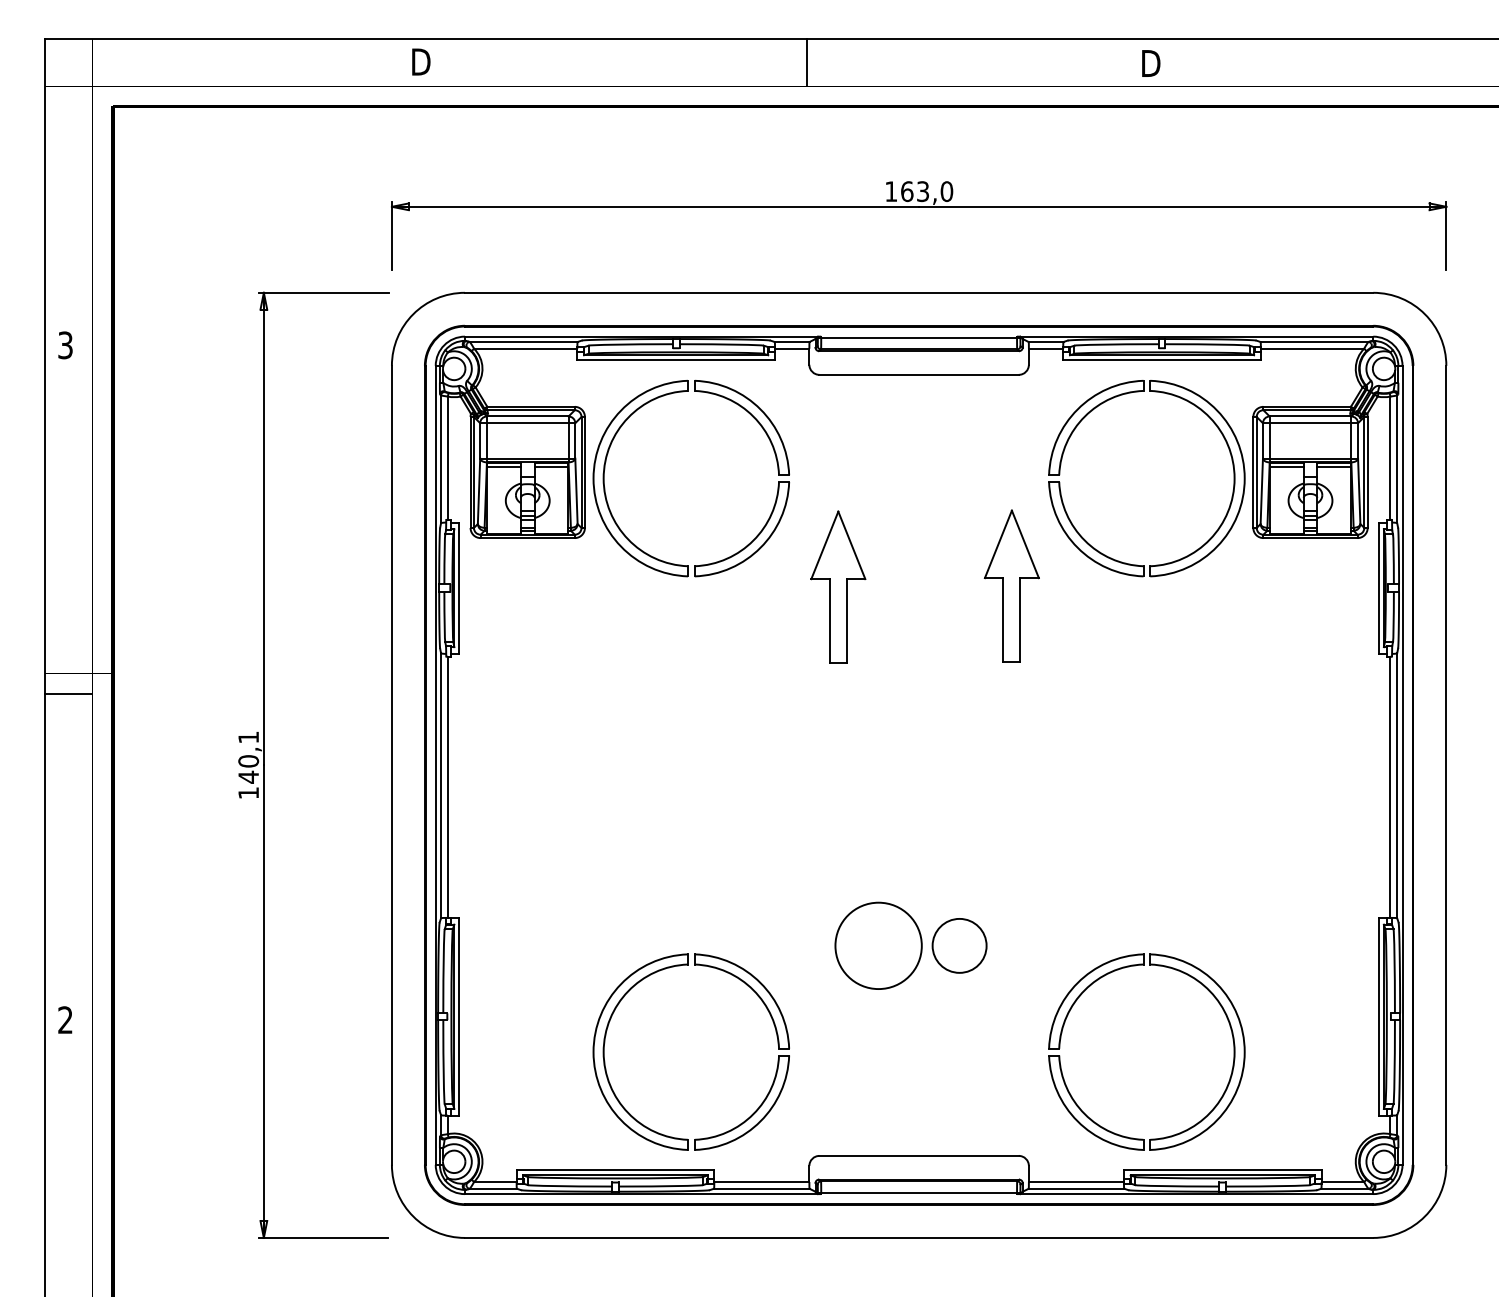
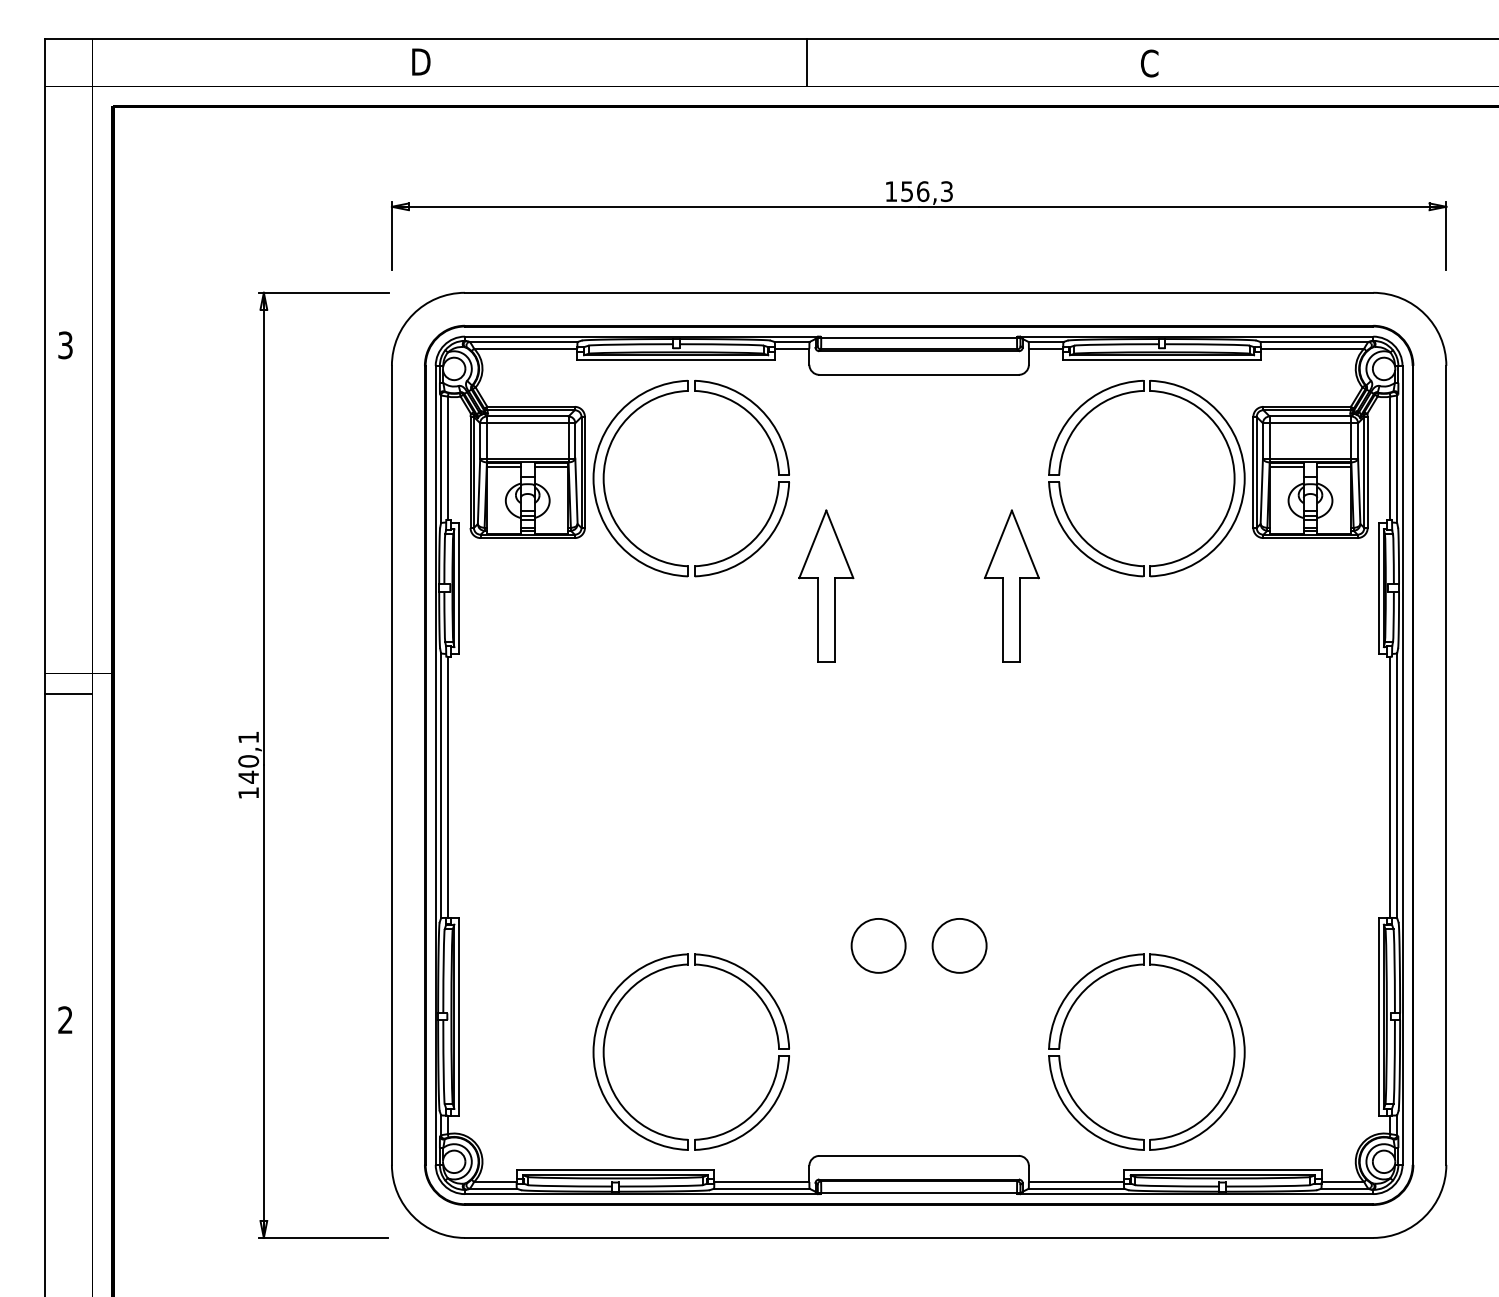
text: D -> C (1150, 63)
text: 163,0 -> 156,3 (927, 191)
part position: (838, 586) -> (826, 585) (826, 585)
circle diameter: 86 px -> 54 px (878, 945)
